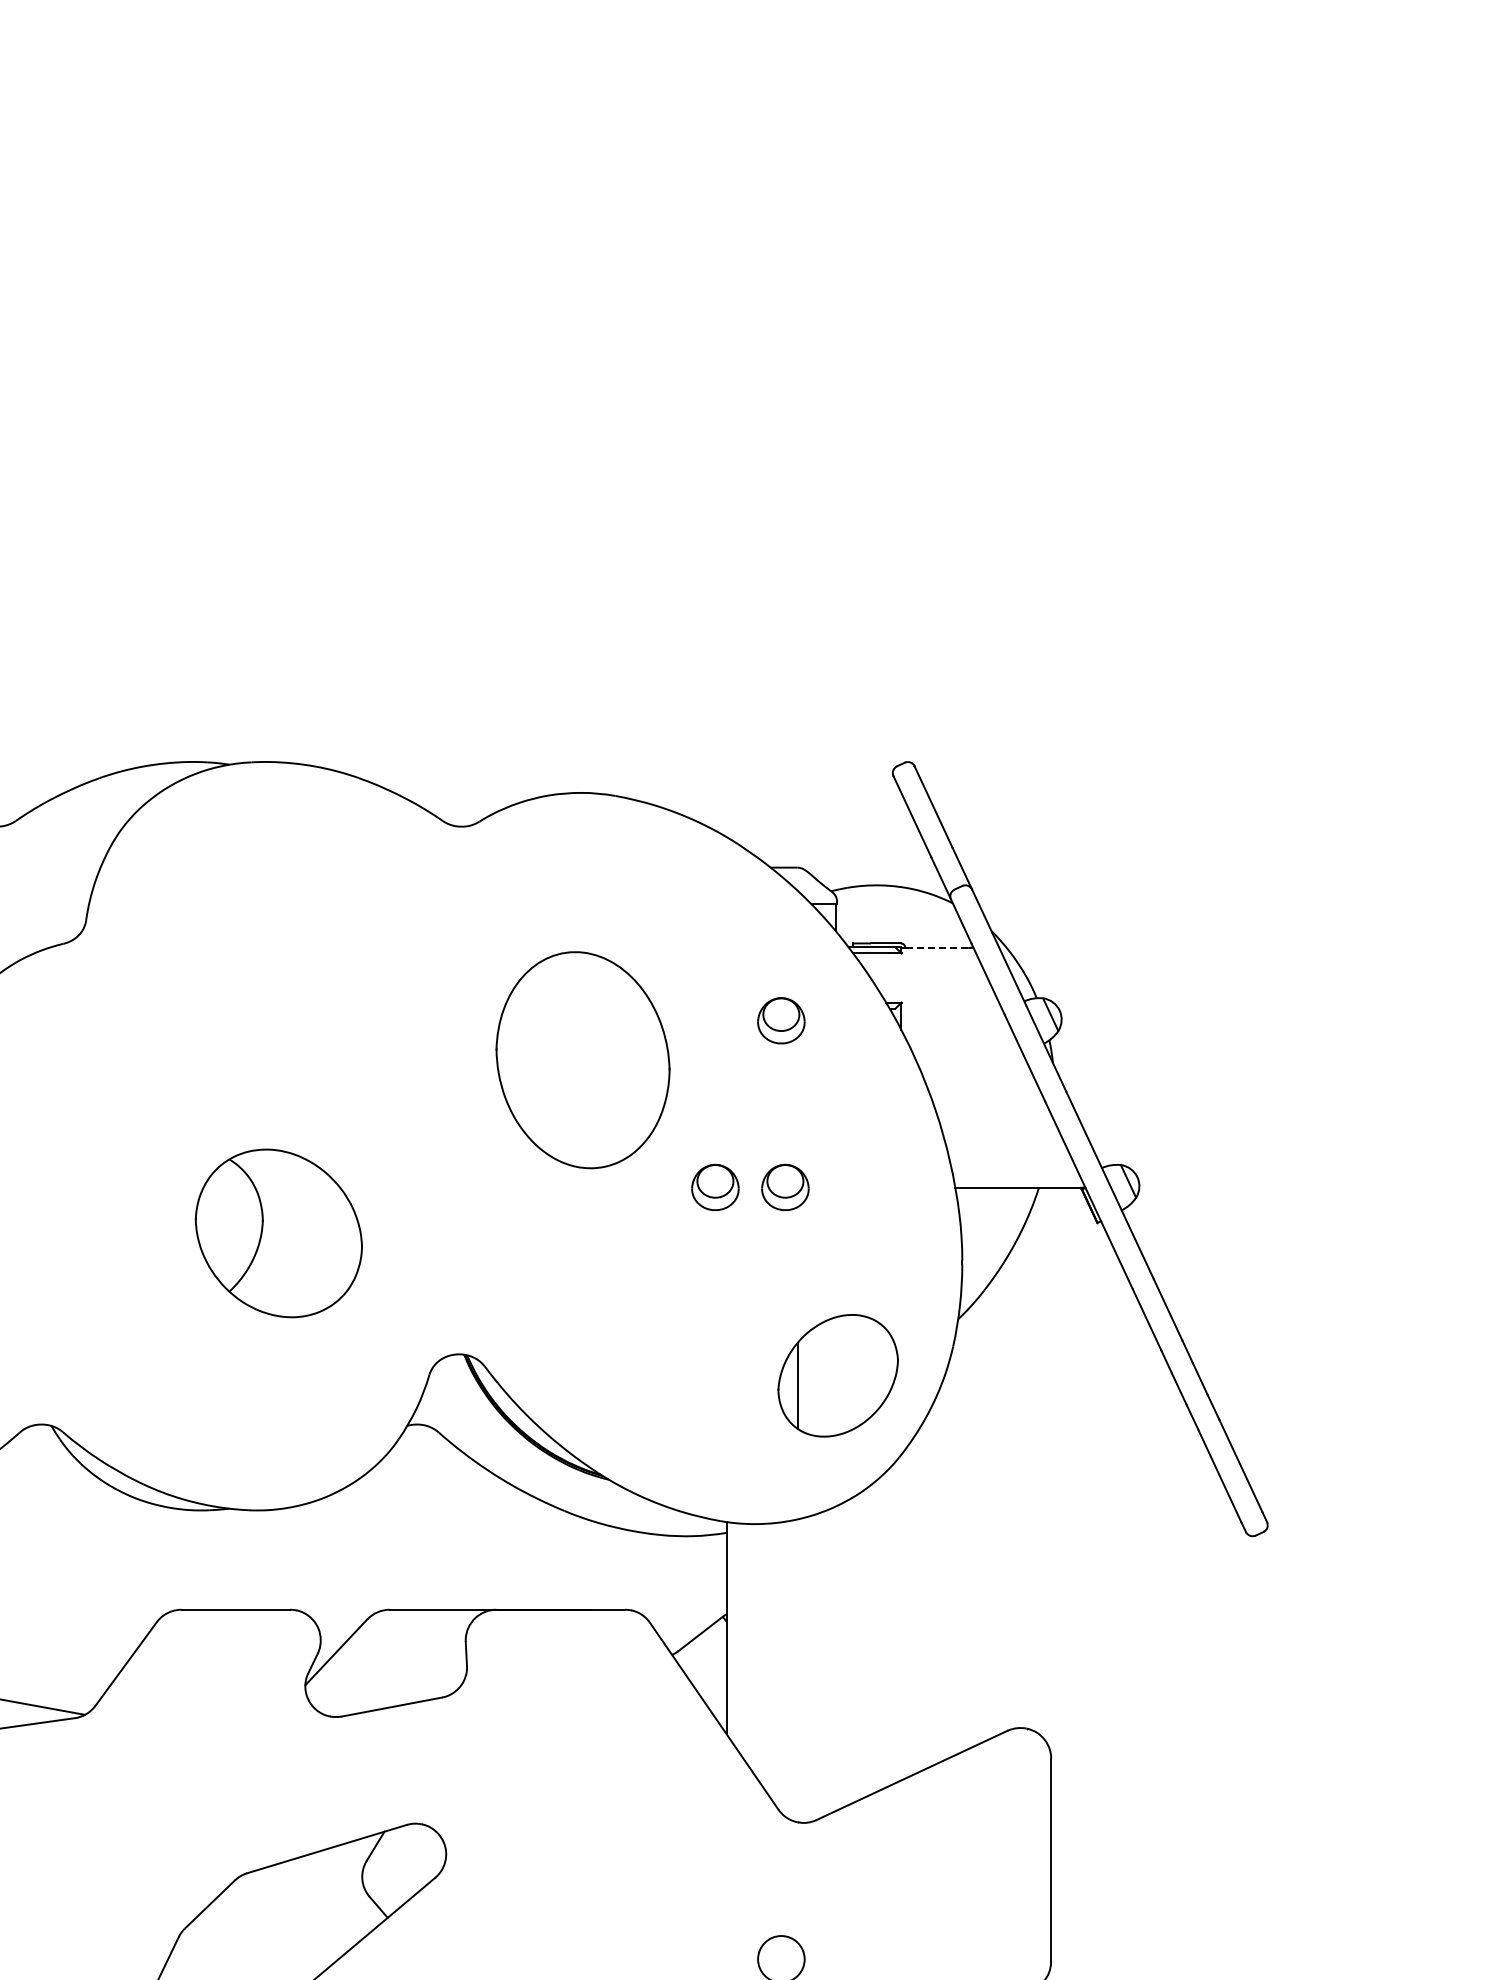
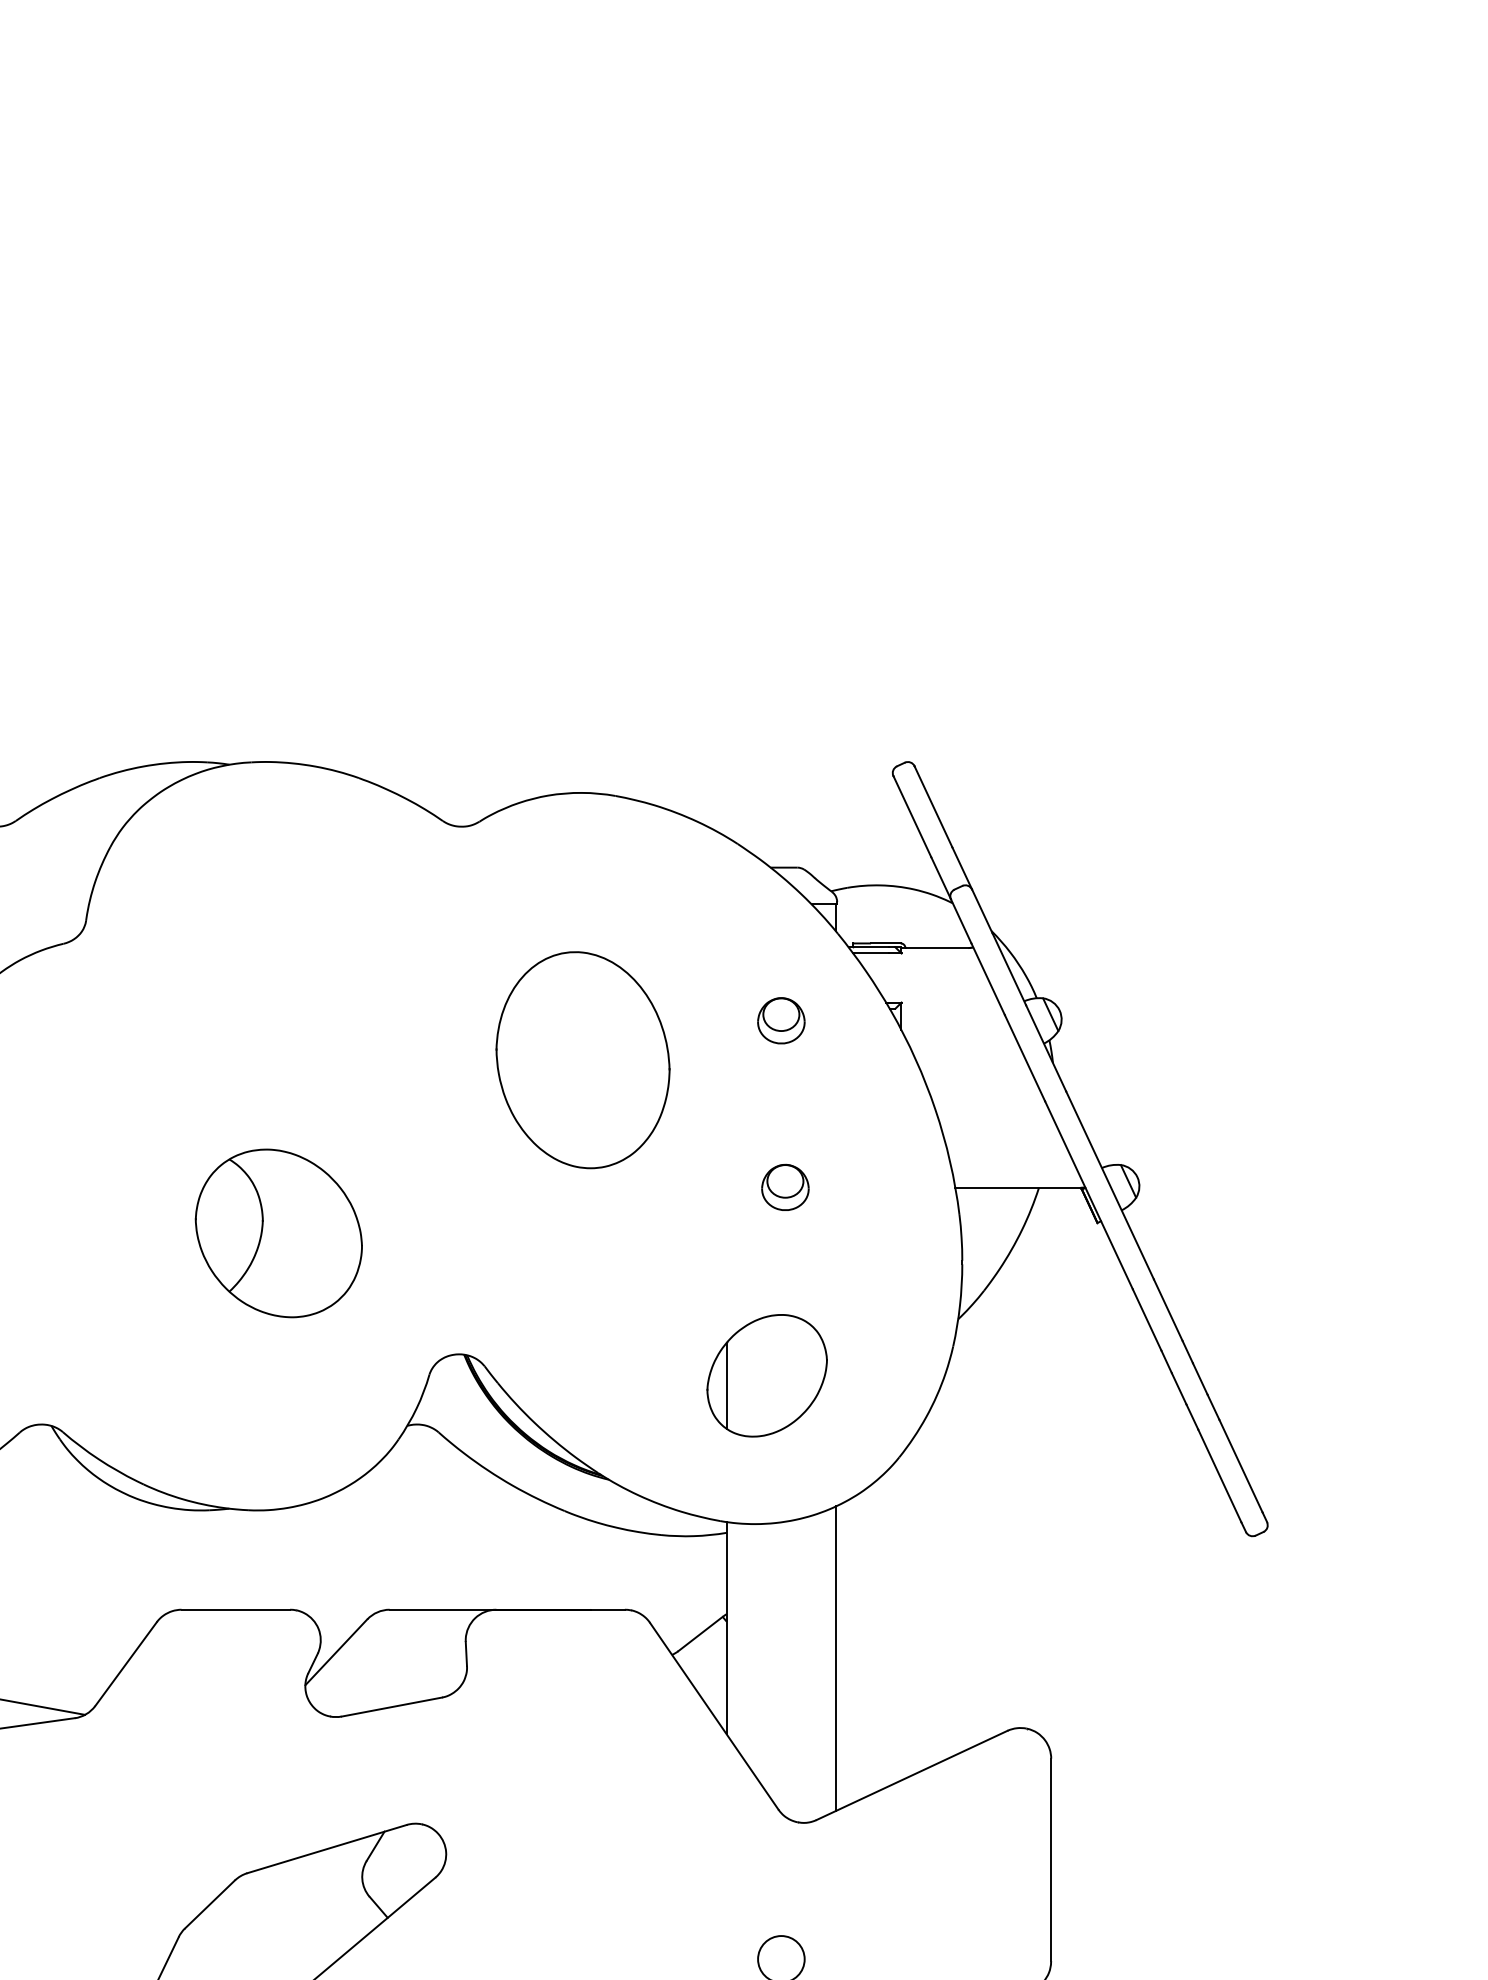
line: dashed -> solid (937, 948)
part: present -> none (715, 1186)
part position: (837, 1375) -> (766, 1375) (766, 1375)
line: none -> present (835, 1658)
